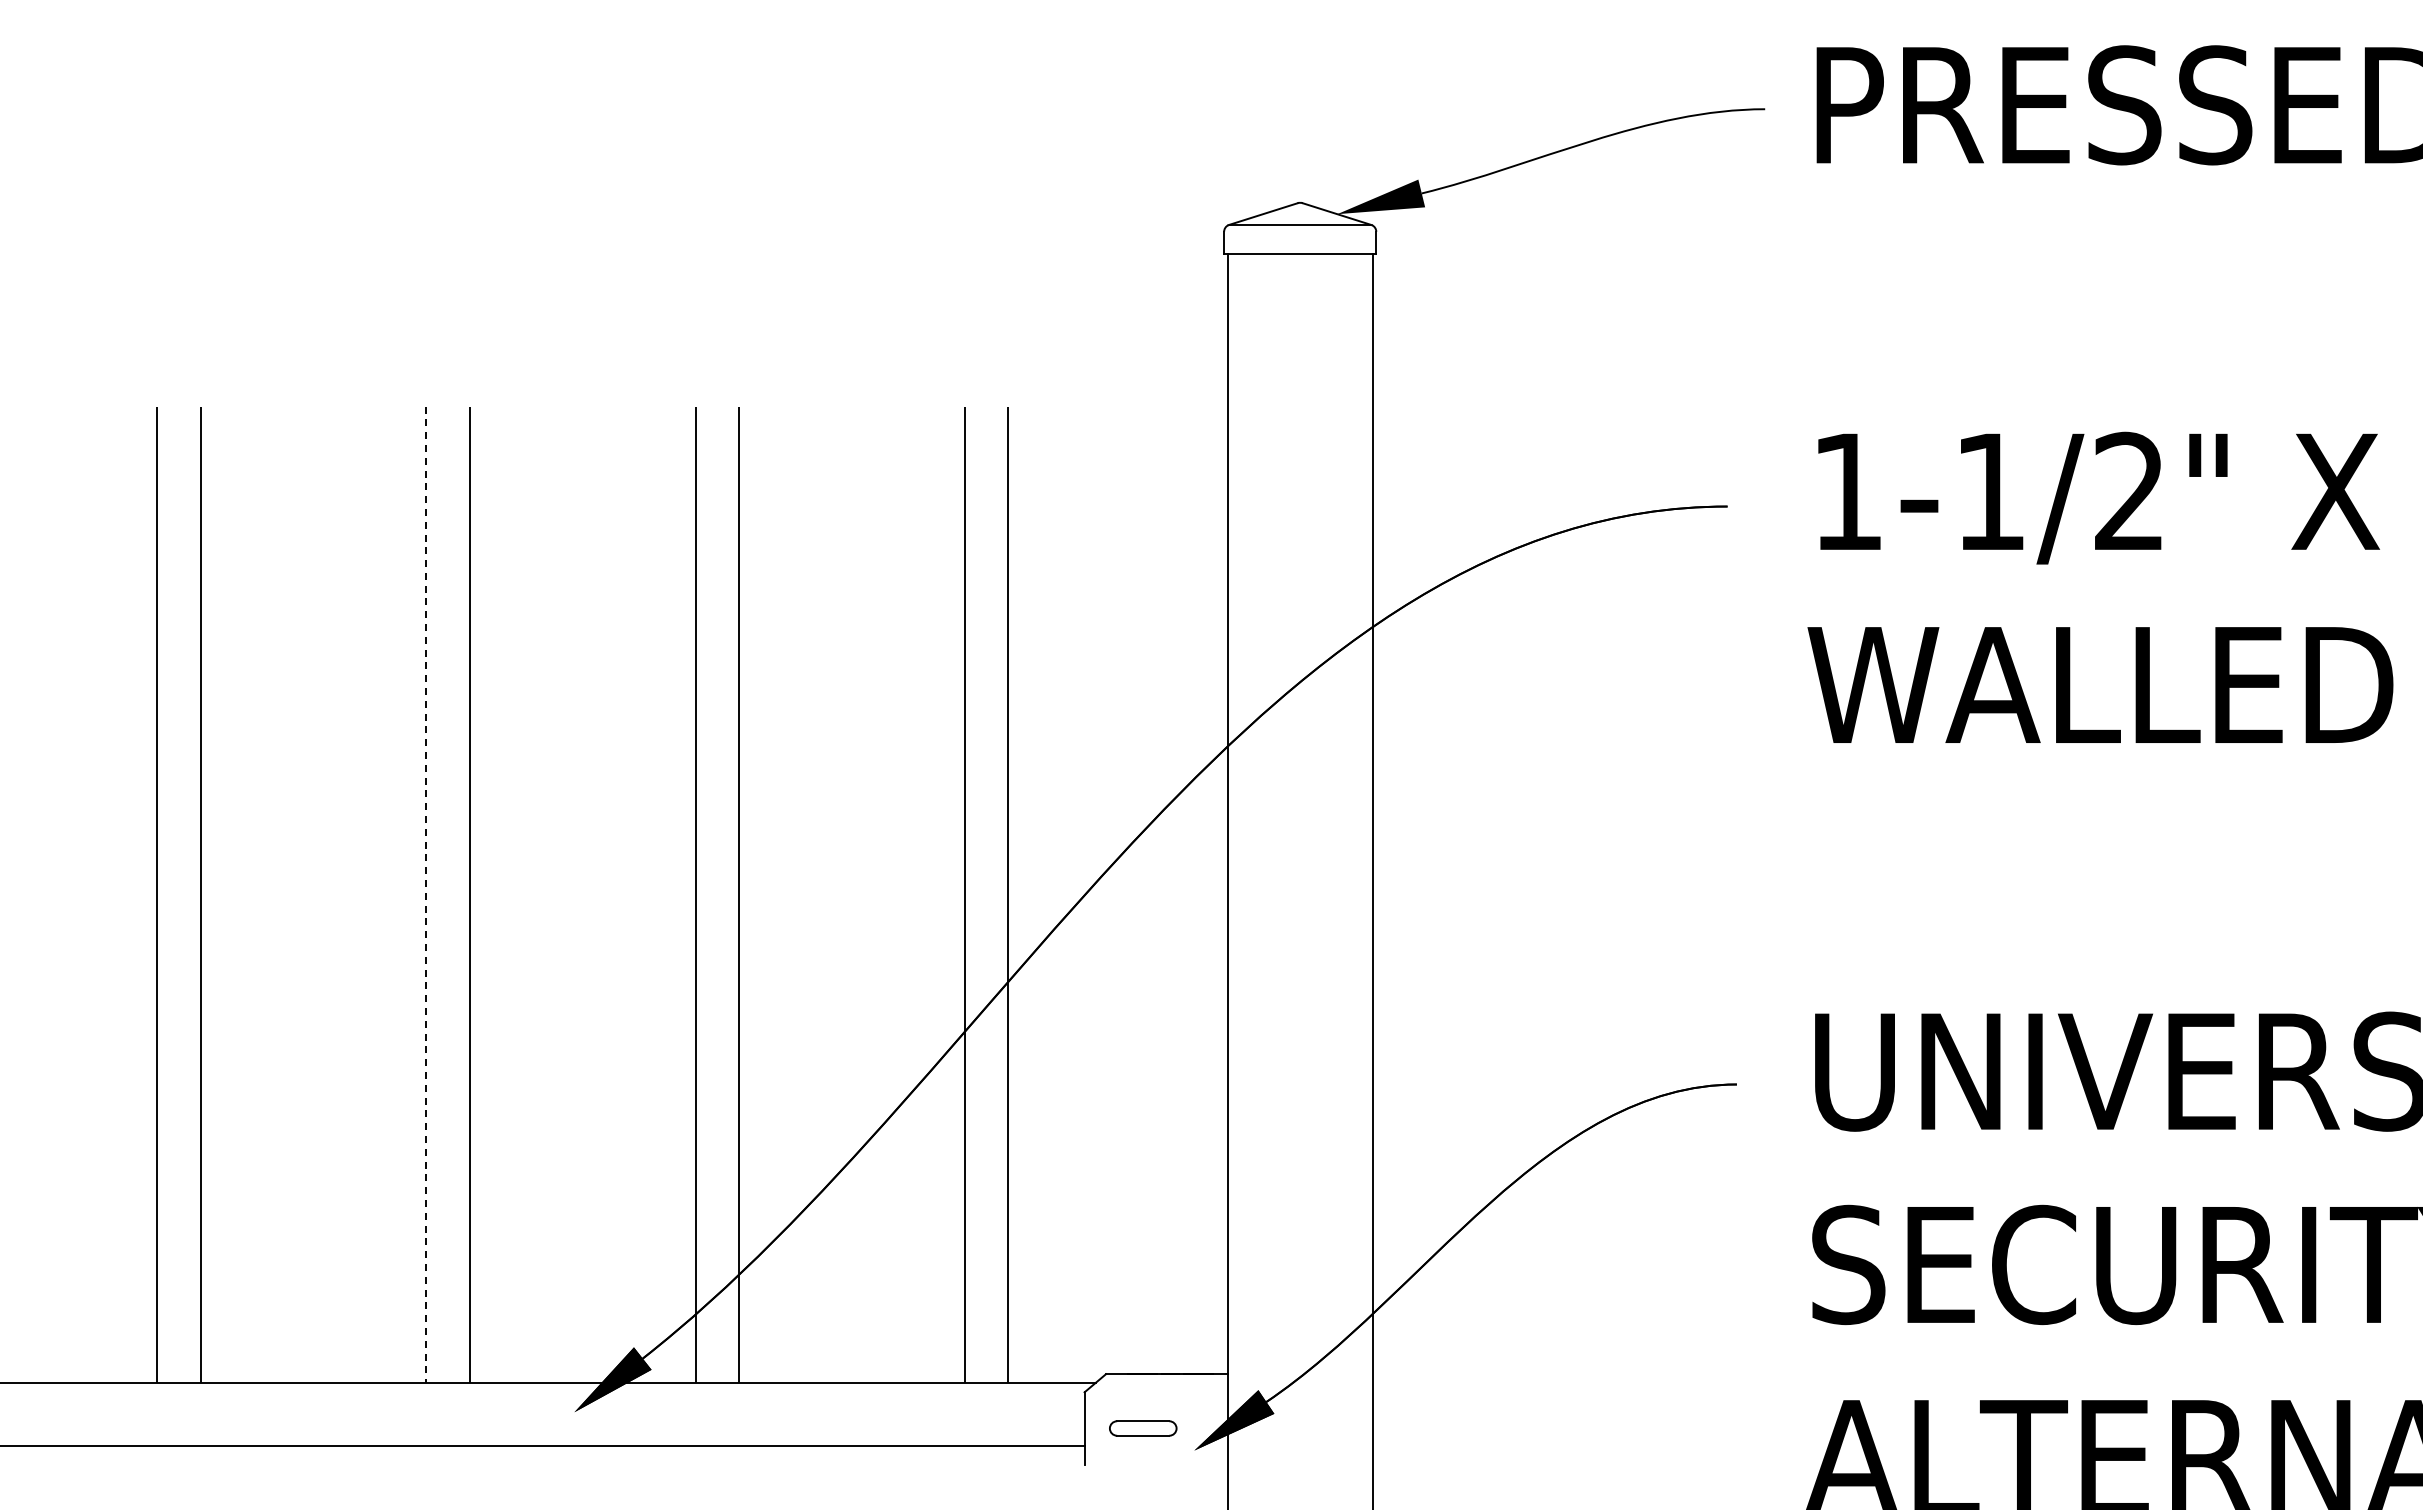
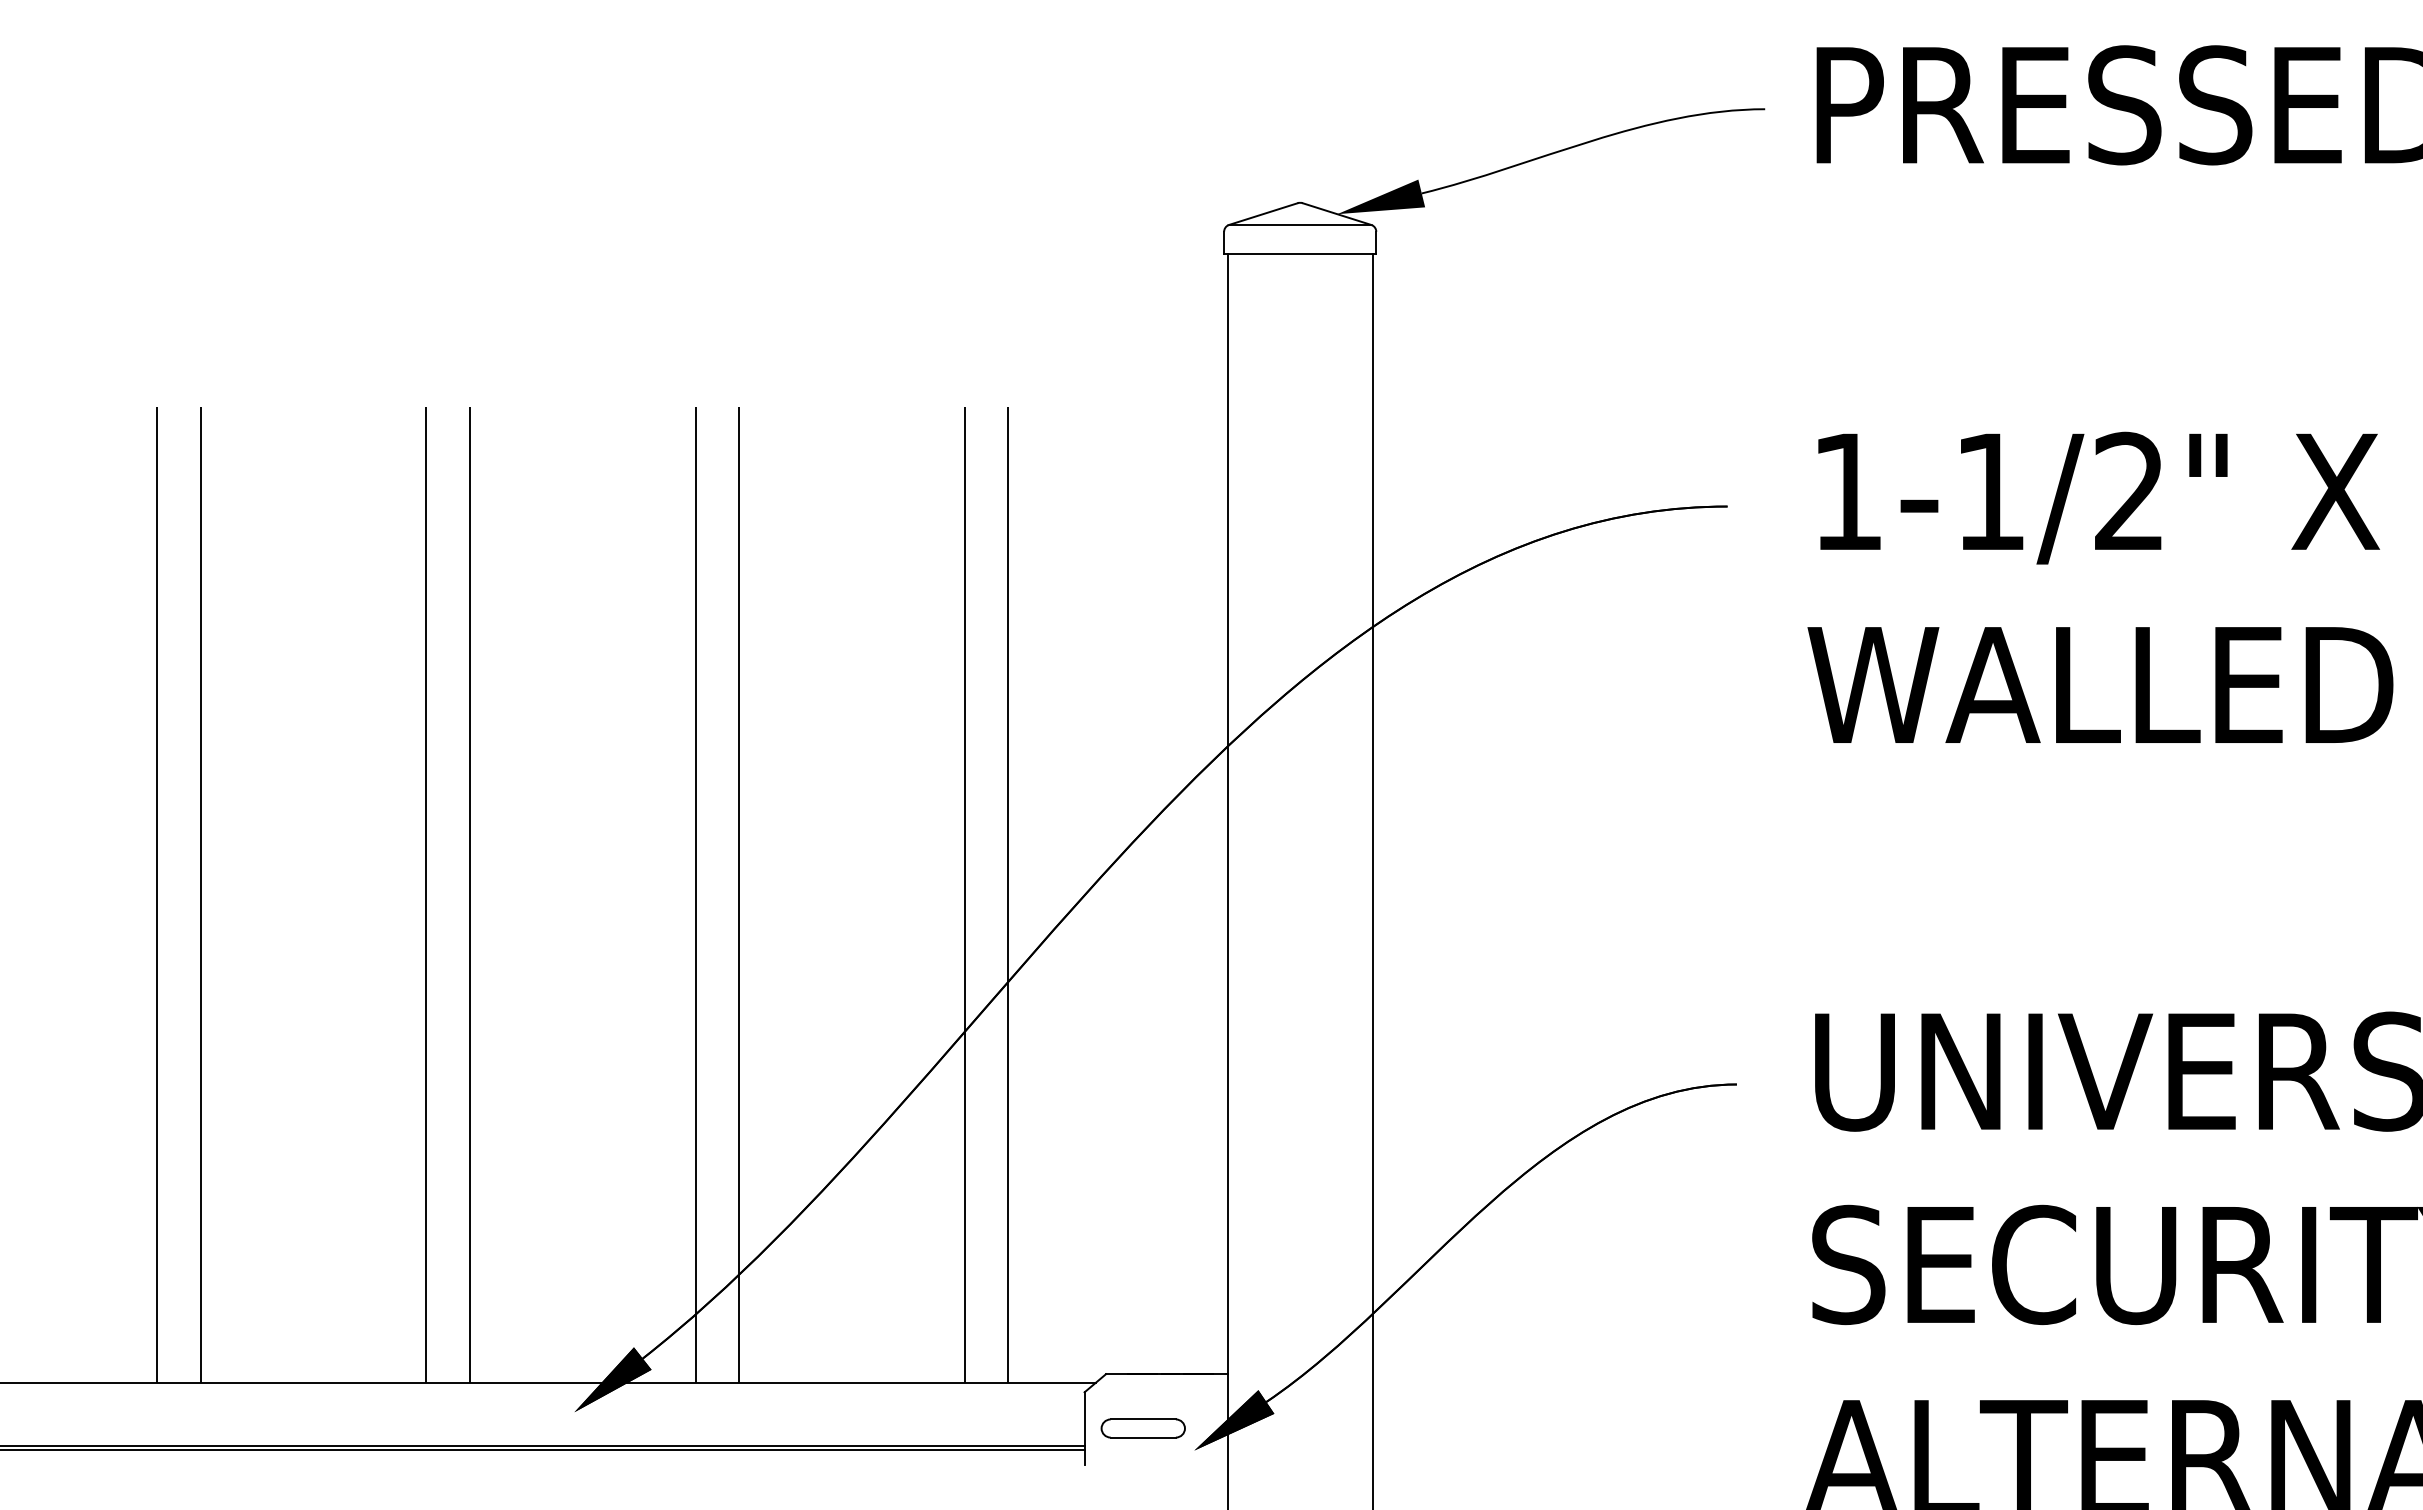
line: dashed -> solid (426, 895)
part size: 69x17 px -> 86x21 px (1142, 1428)
line: none -> present (543, 1449)
